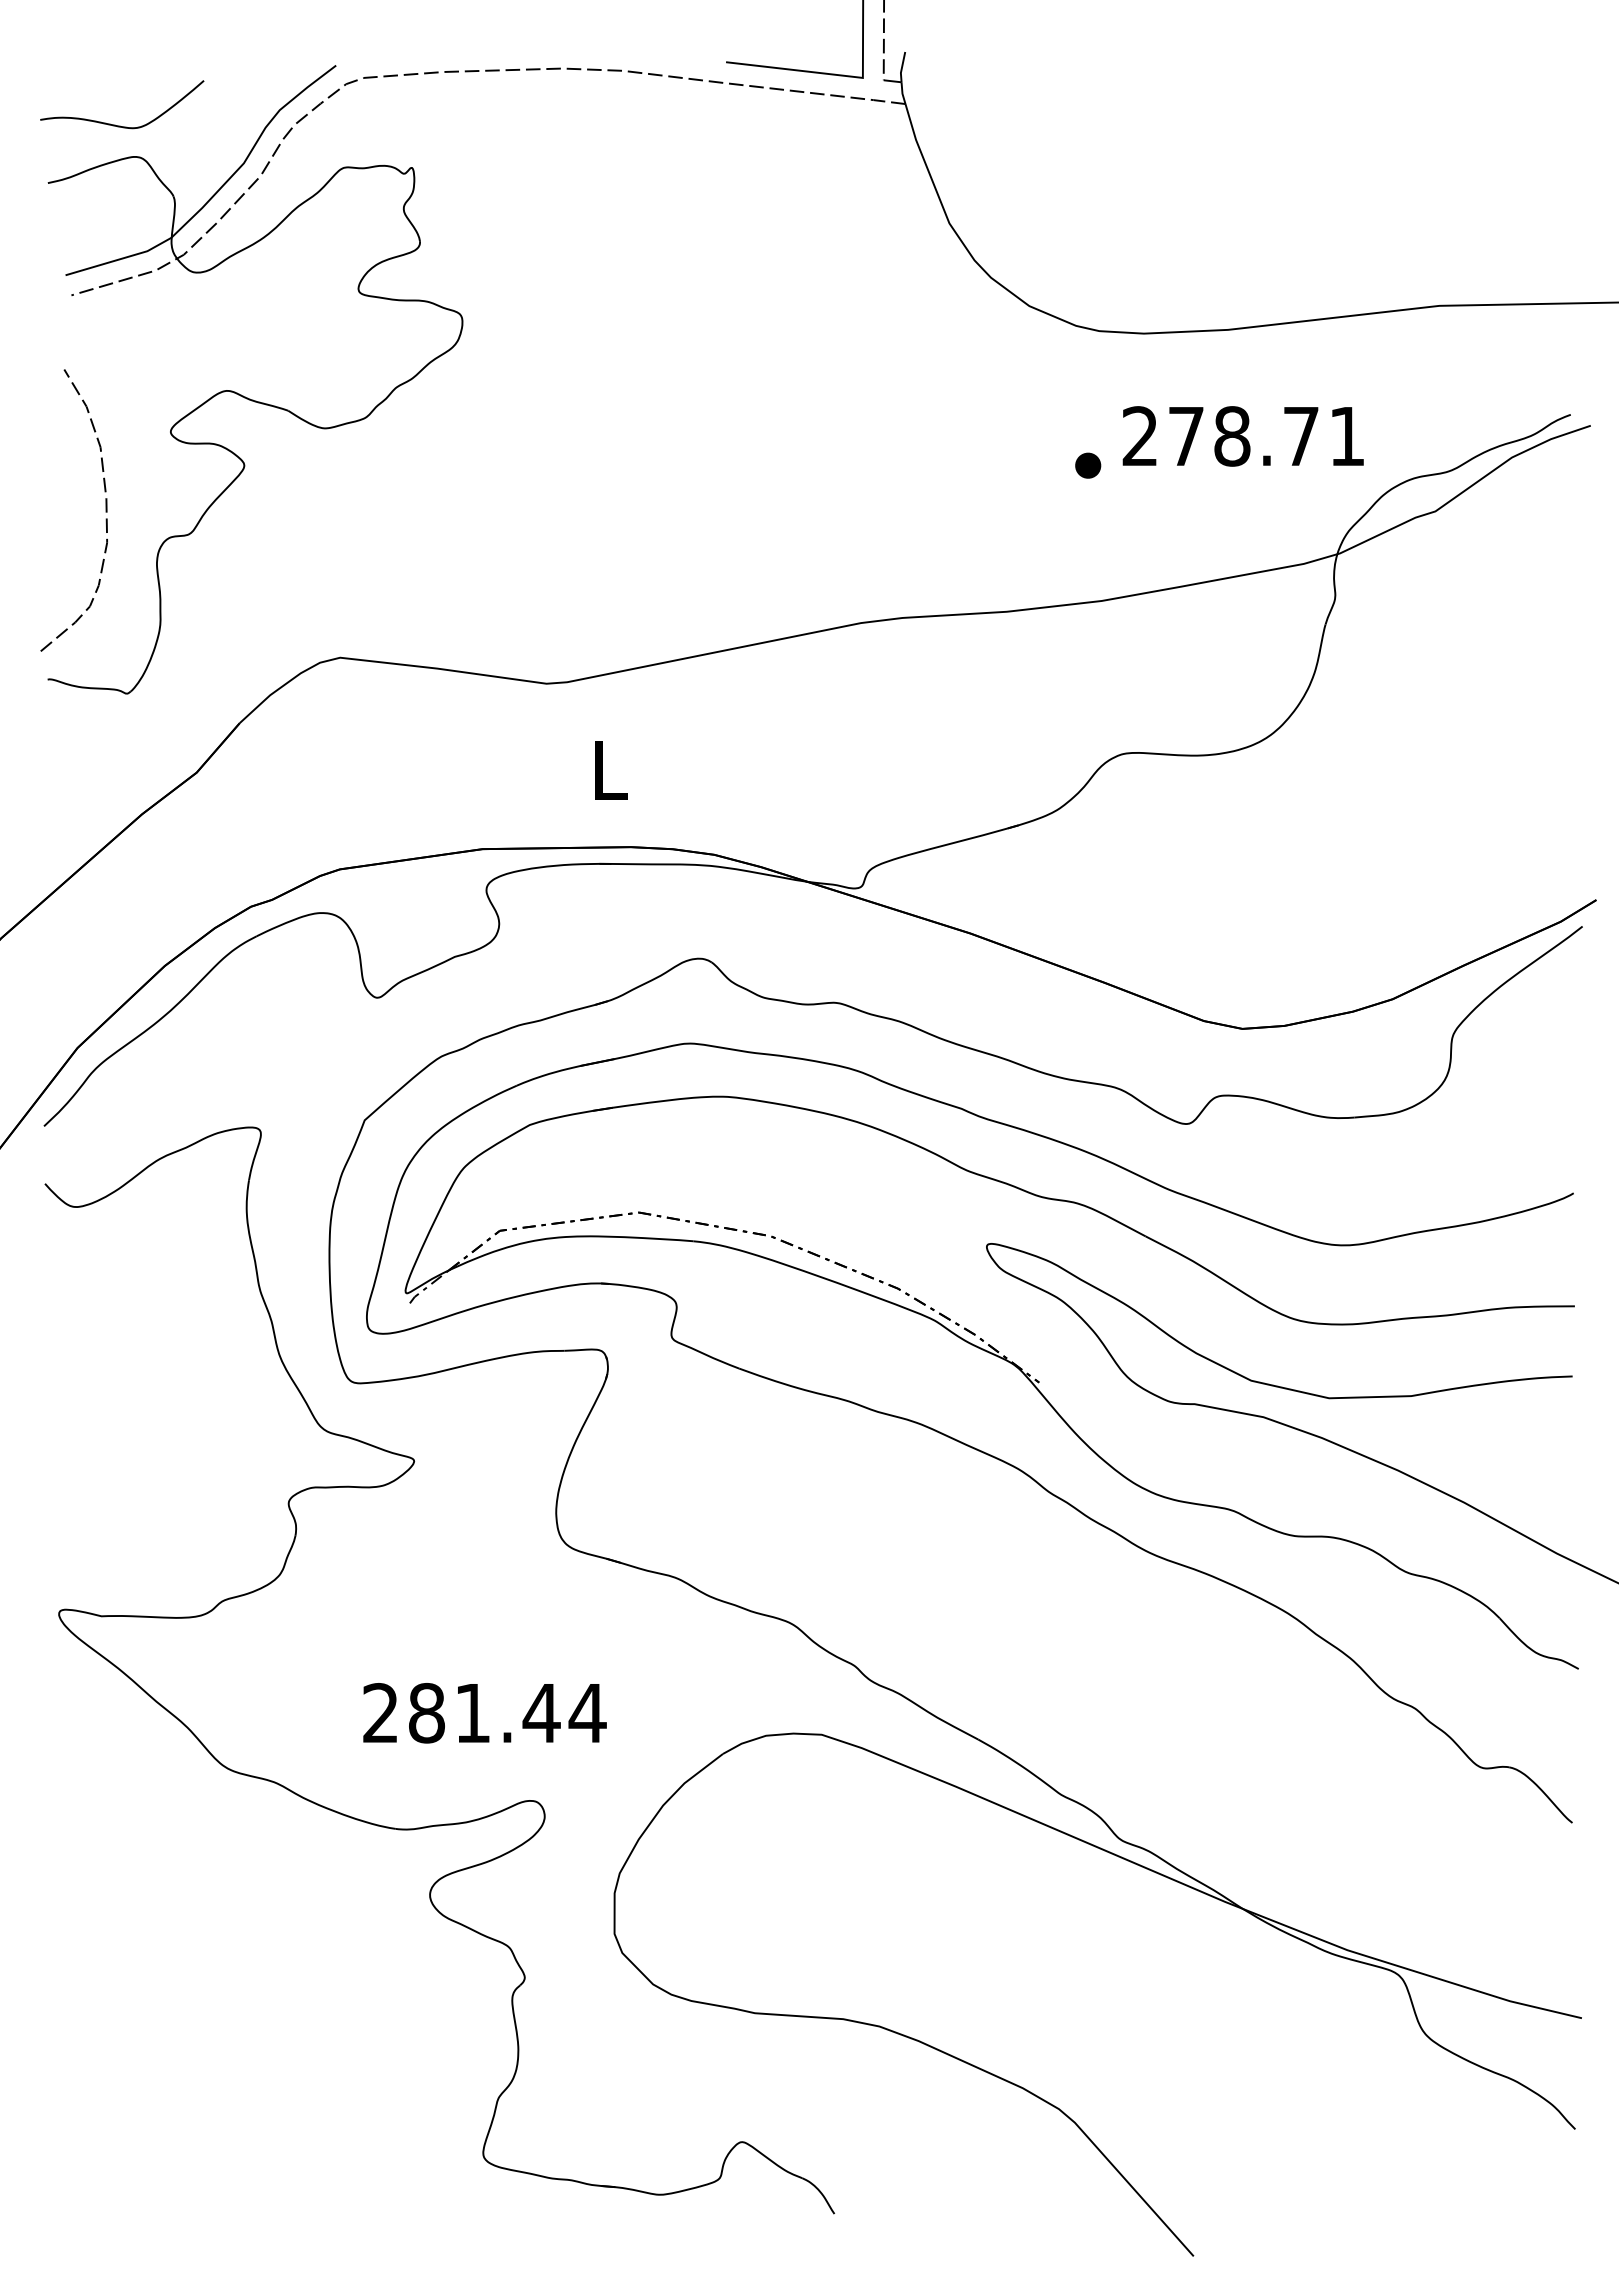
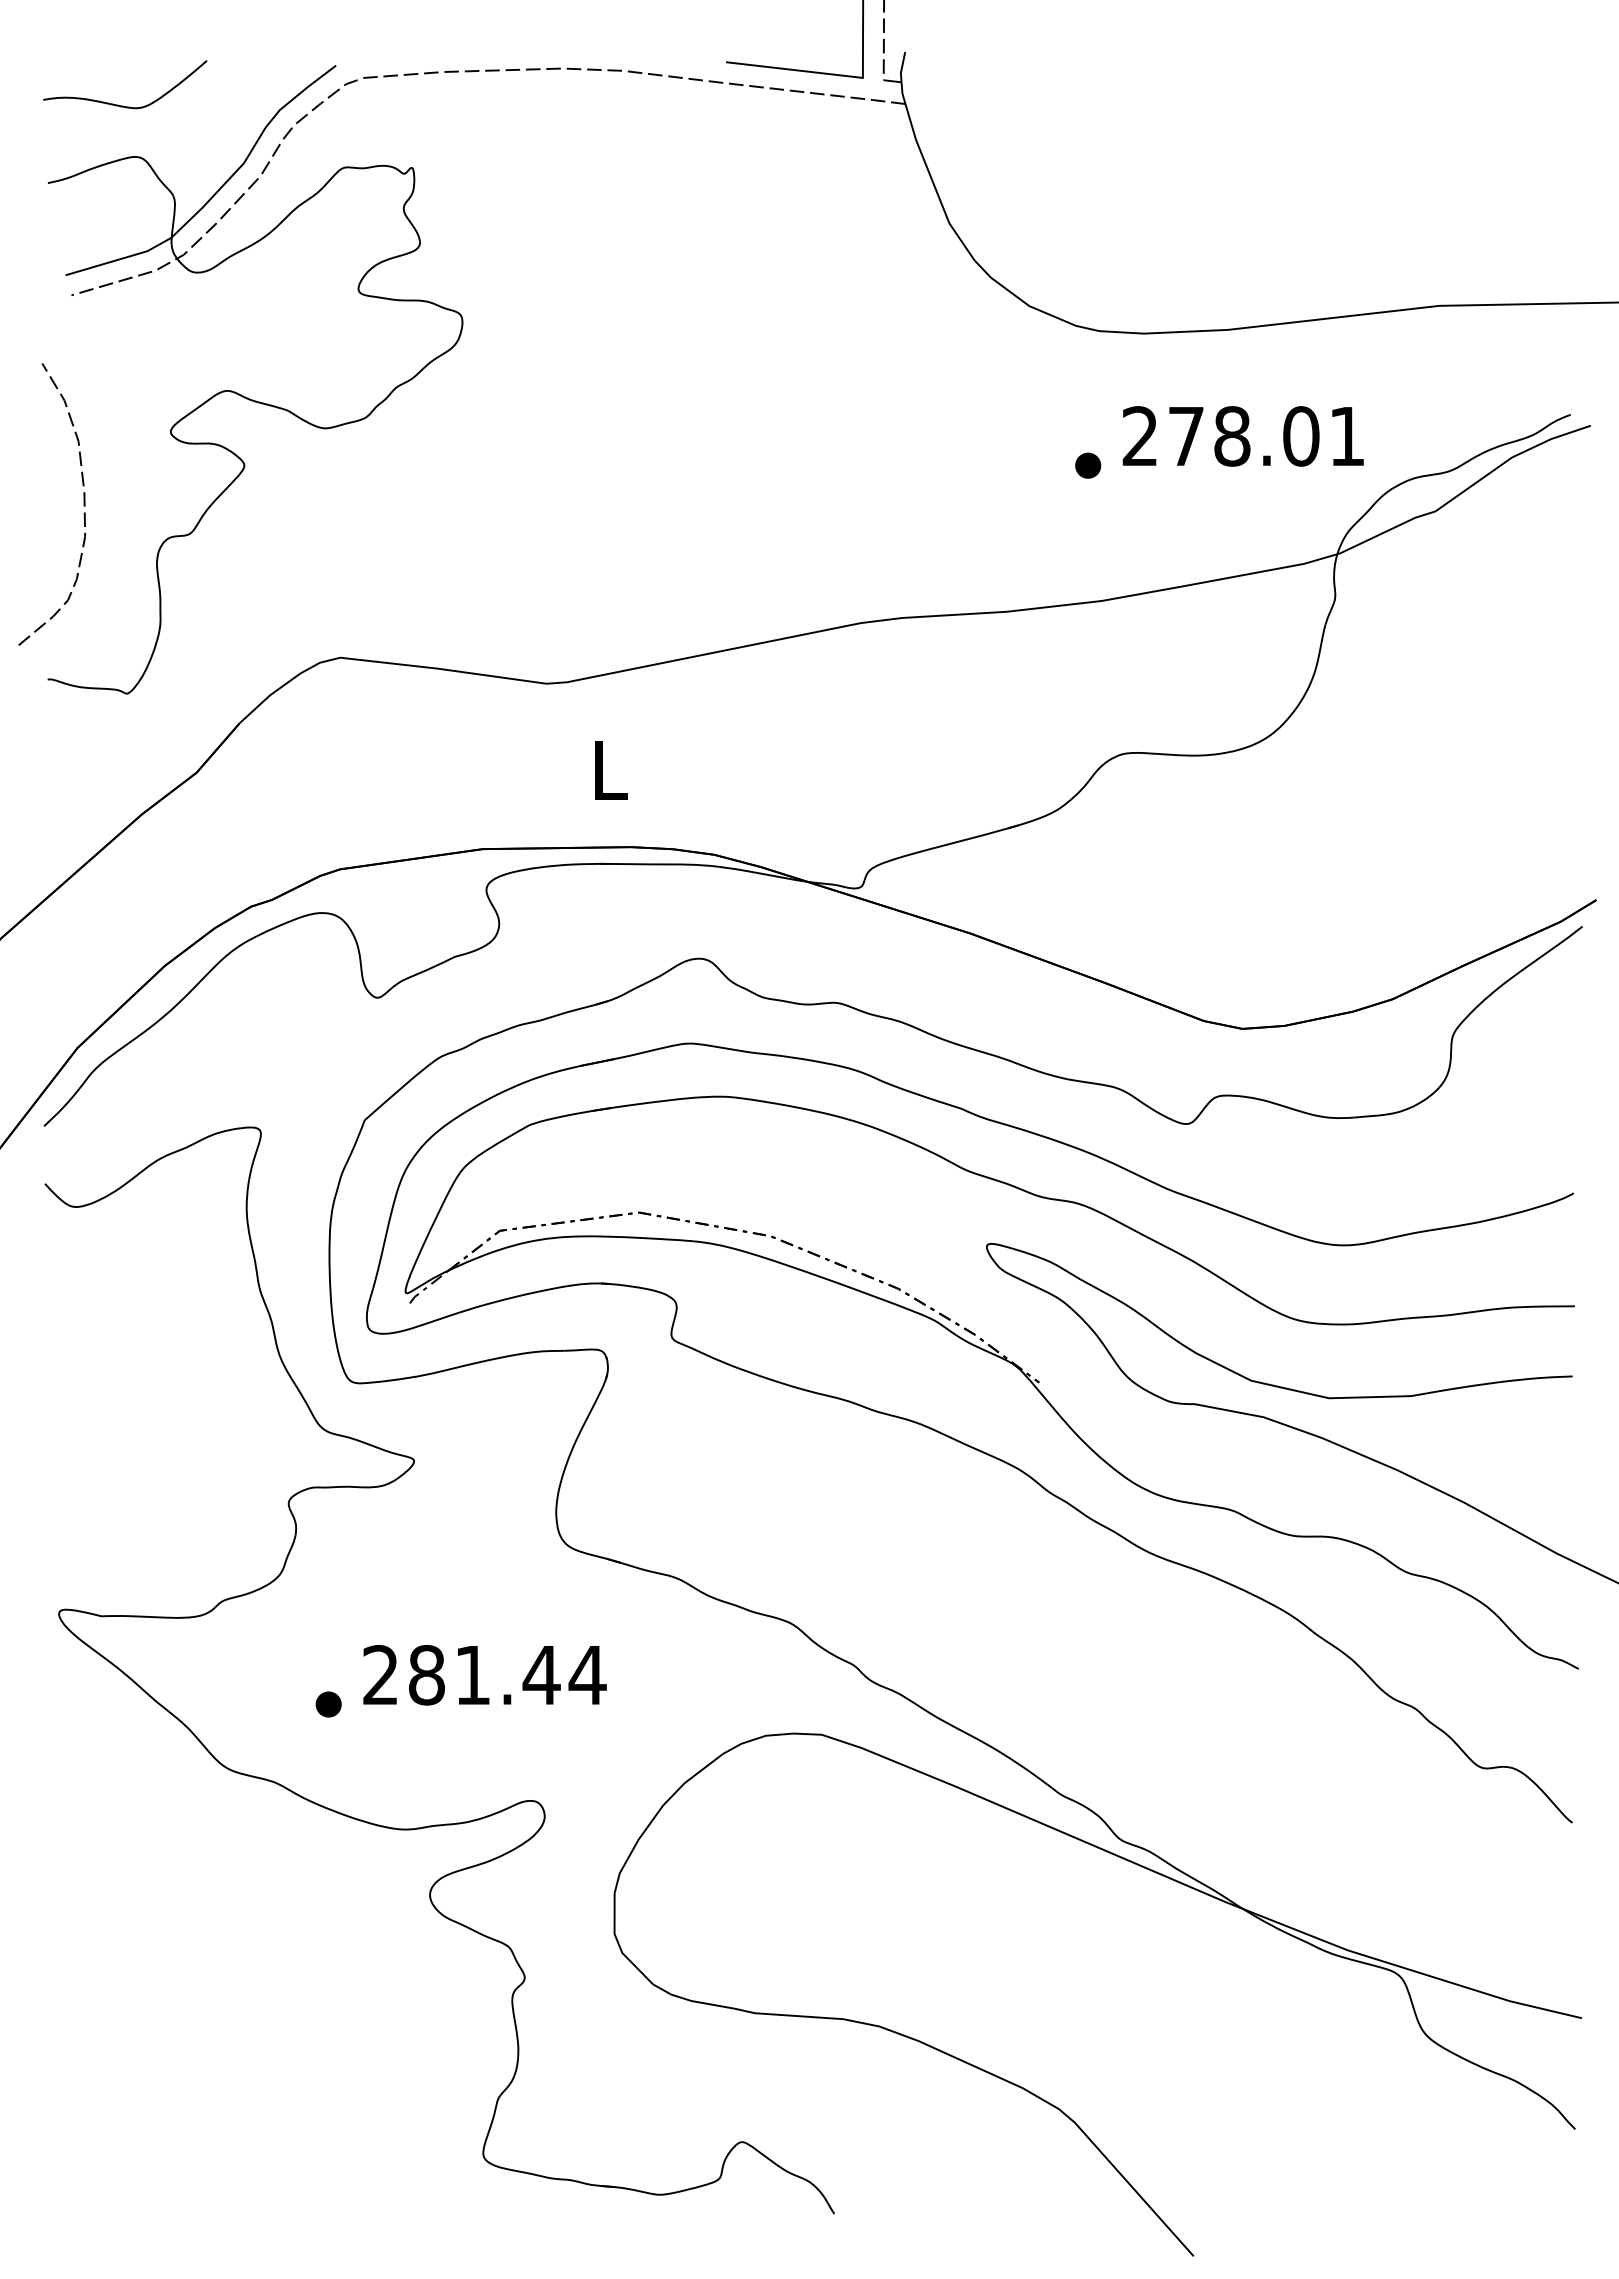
curve position: (120, 125) -> (123, 105) (123, 105)
text: 278.71 -> 278.01 (1301, 436)
curve position: (105, 510) -> (83, 504) (83, 504)
part: none -> present (328, 1704)
text position: (484, 1713) -> (484, 1675) (484, 1675)
